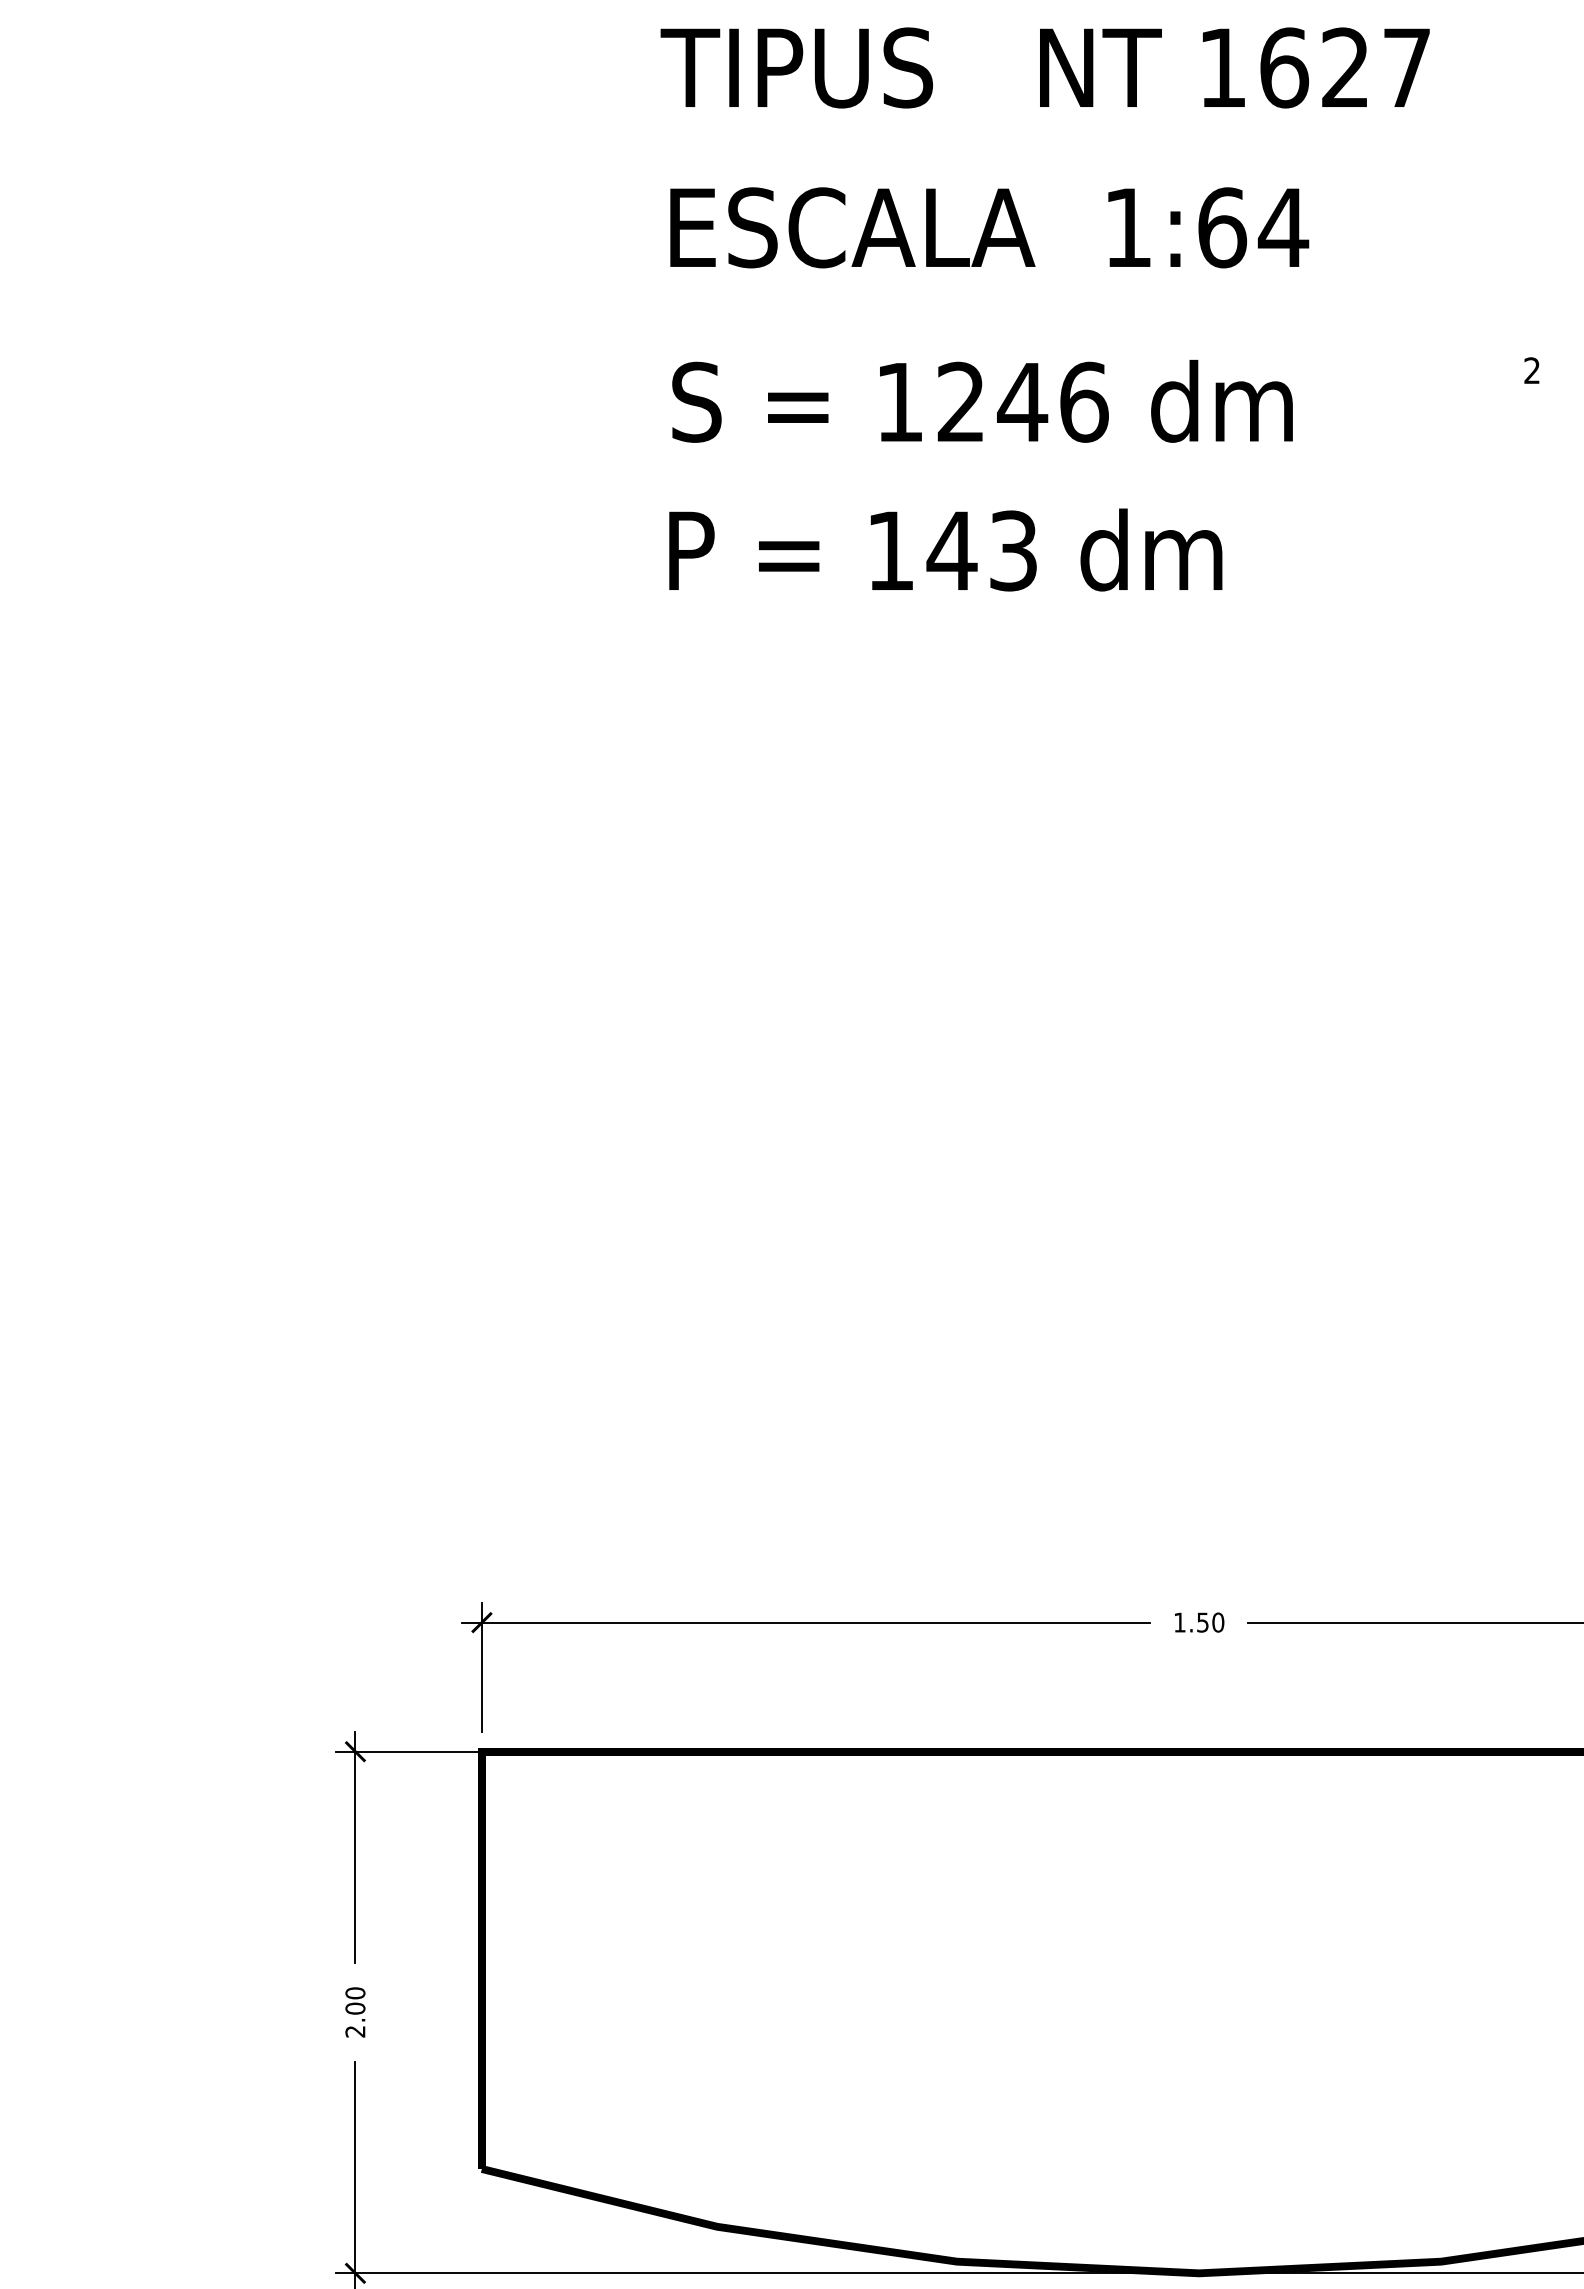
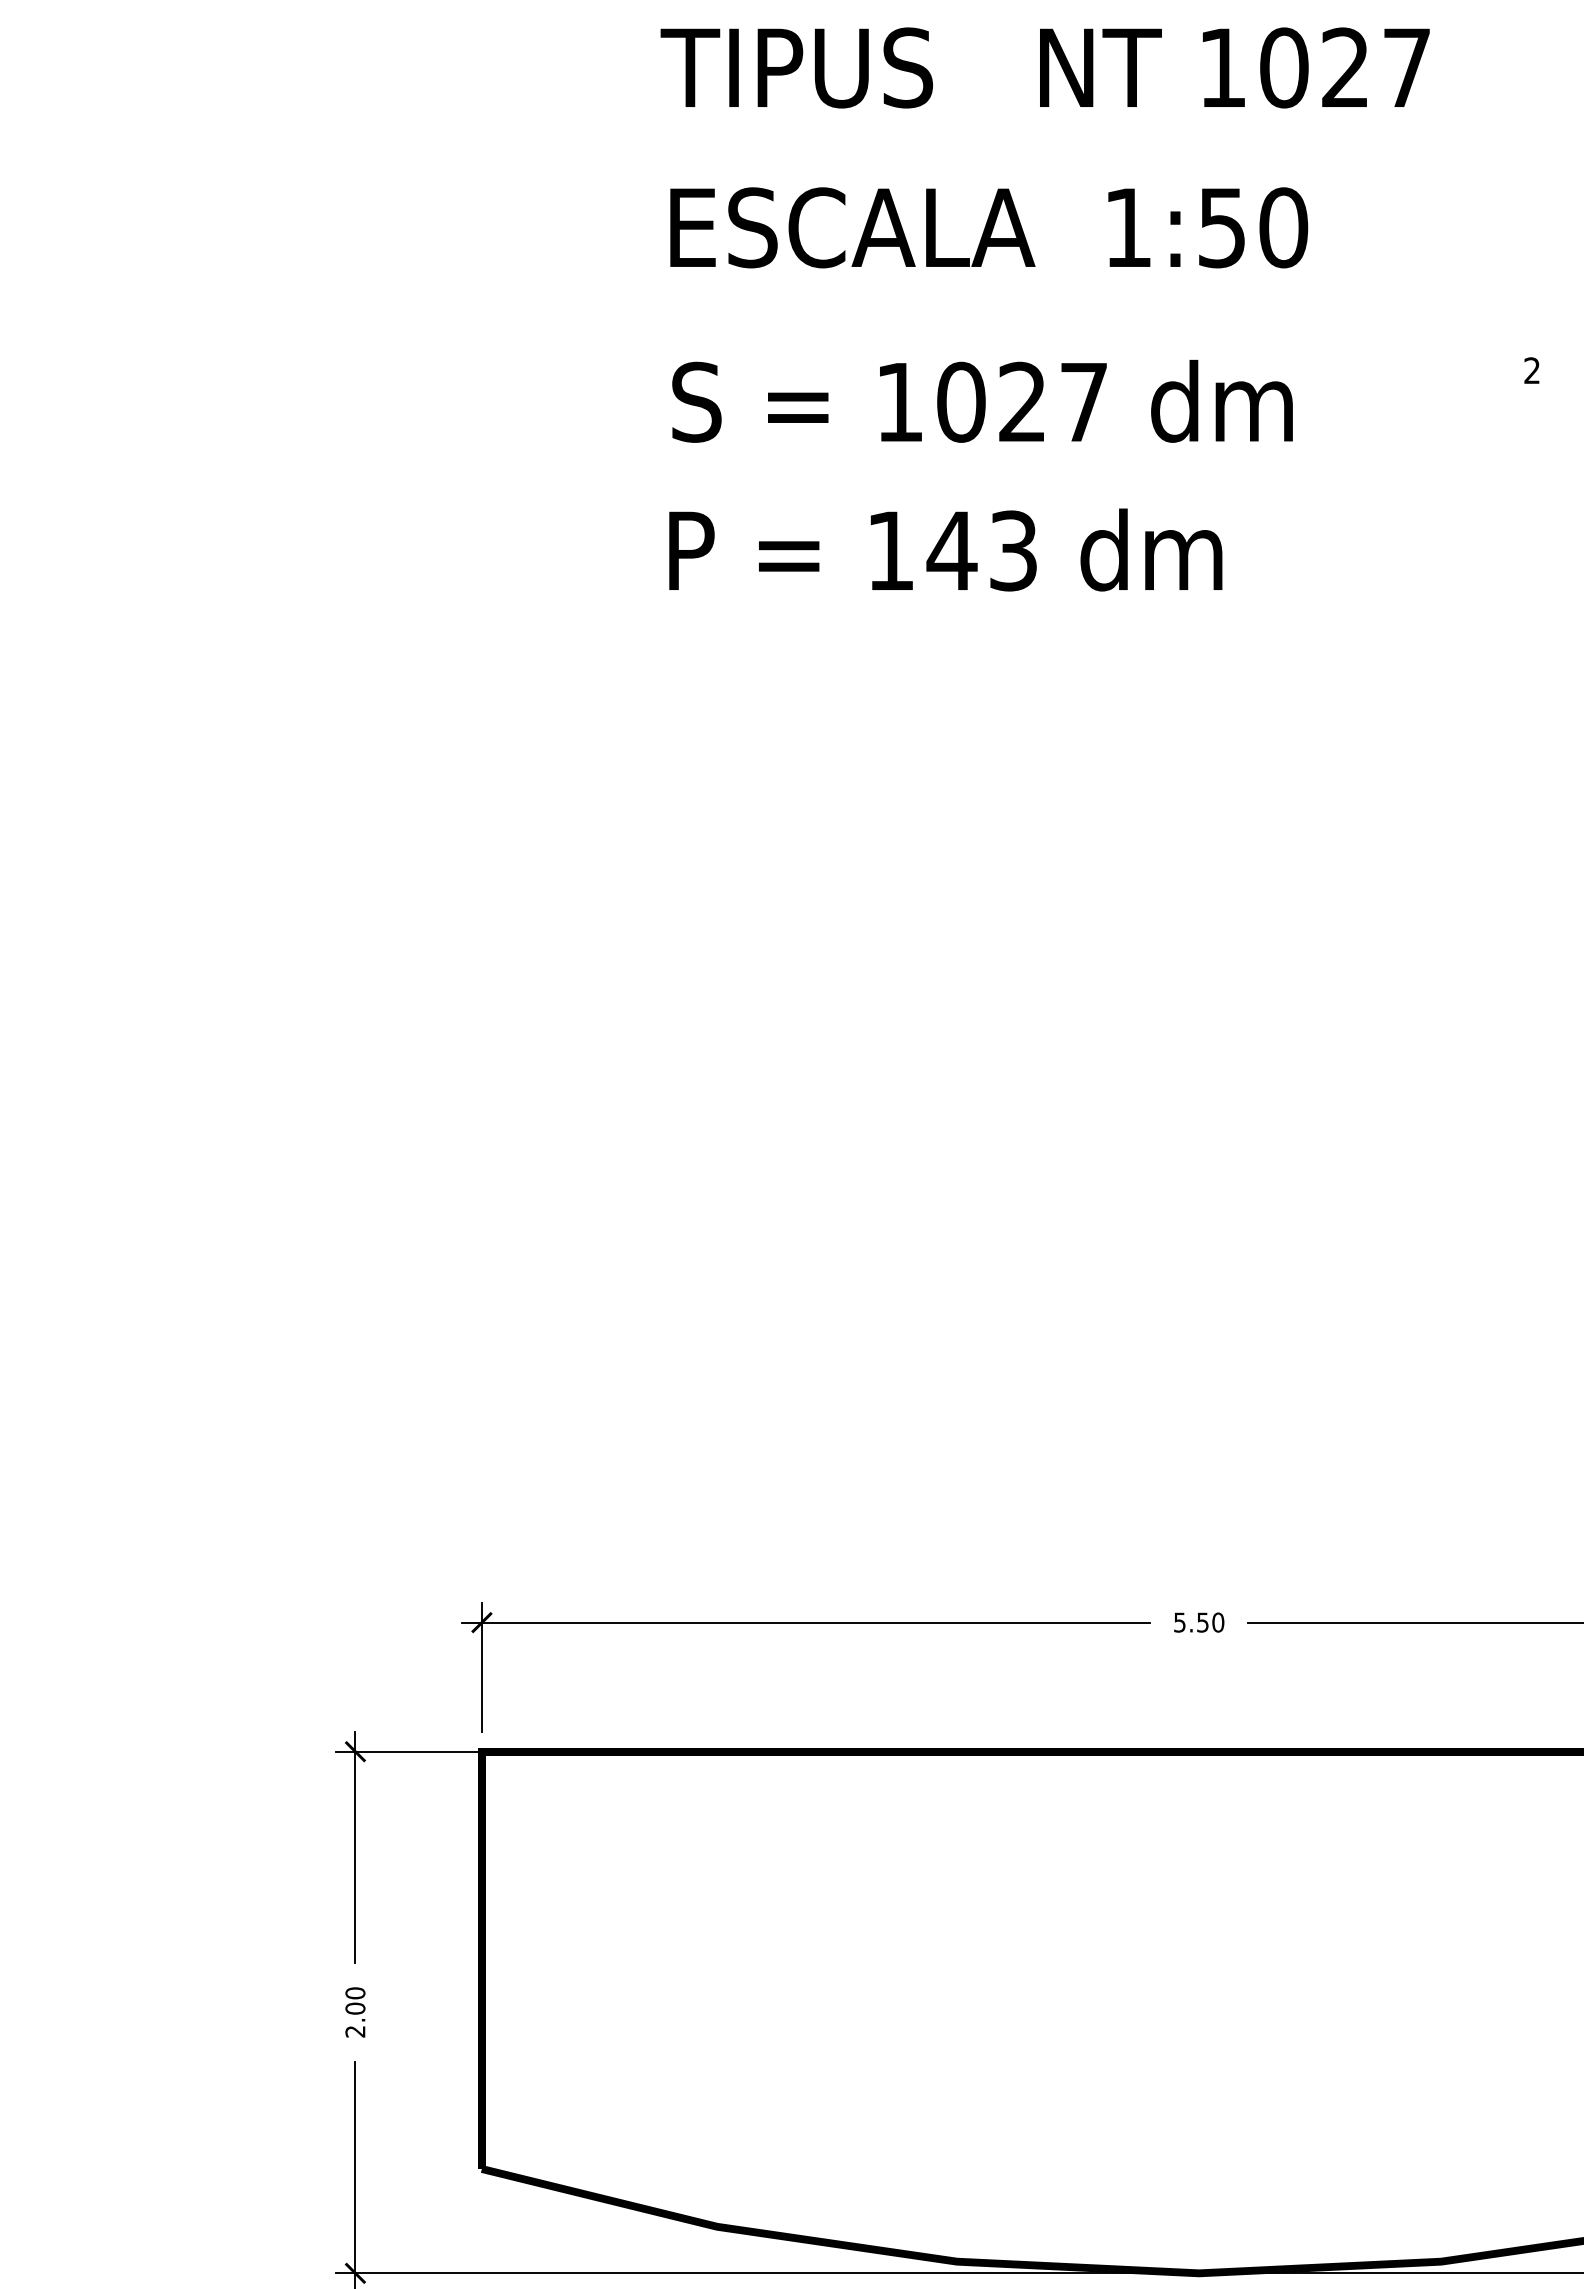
text: 1627 -> 1027 (1284, 67)
text: 1:64 -> 1:50 (1253, 227)
text: 1246 -> 1027 (1022, 401)
text: 1.50 -> 5.50 (1179, 1622)
